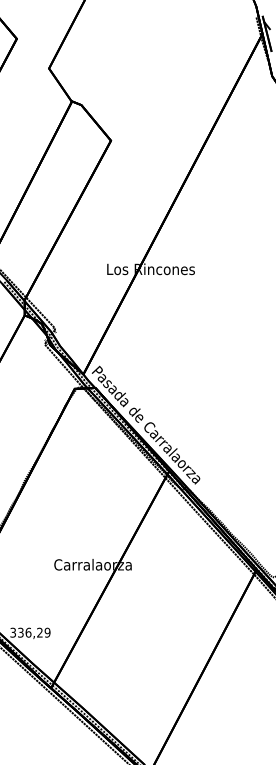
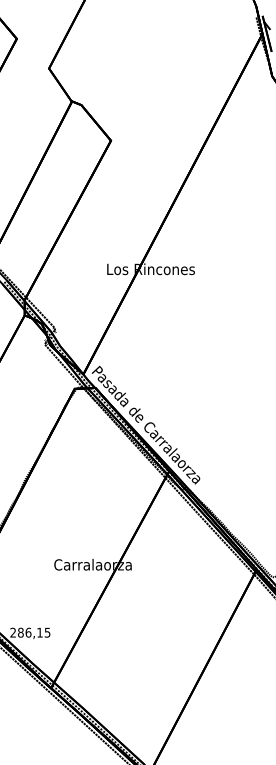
text: 336,29 -> 286,15 (30, 632)
